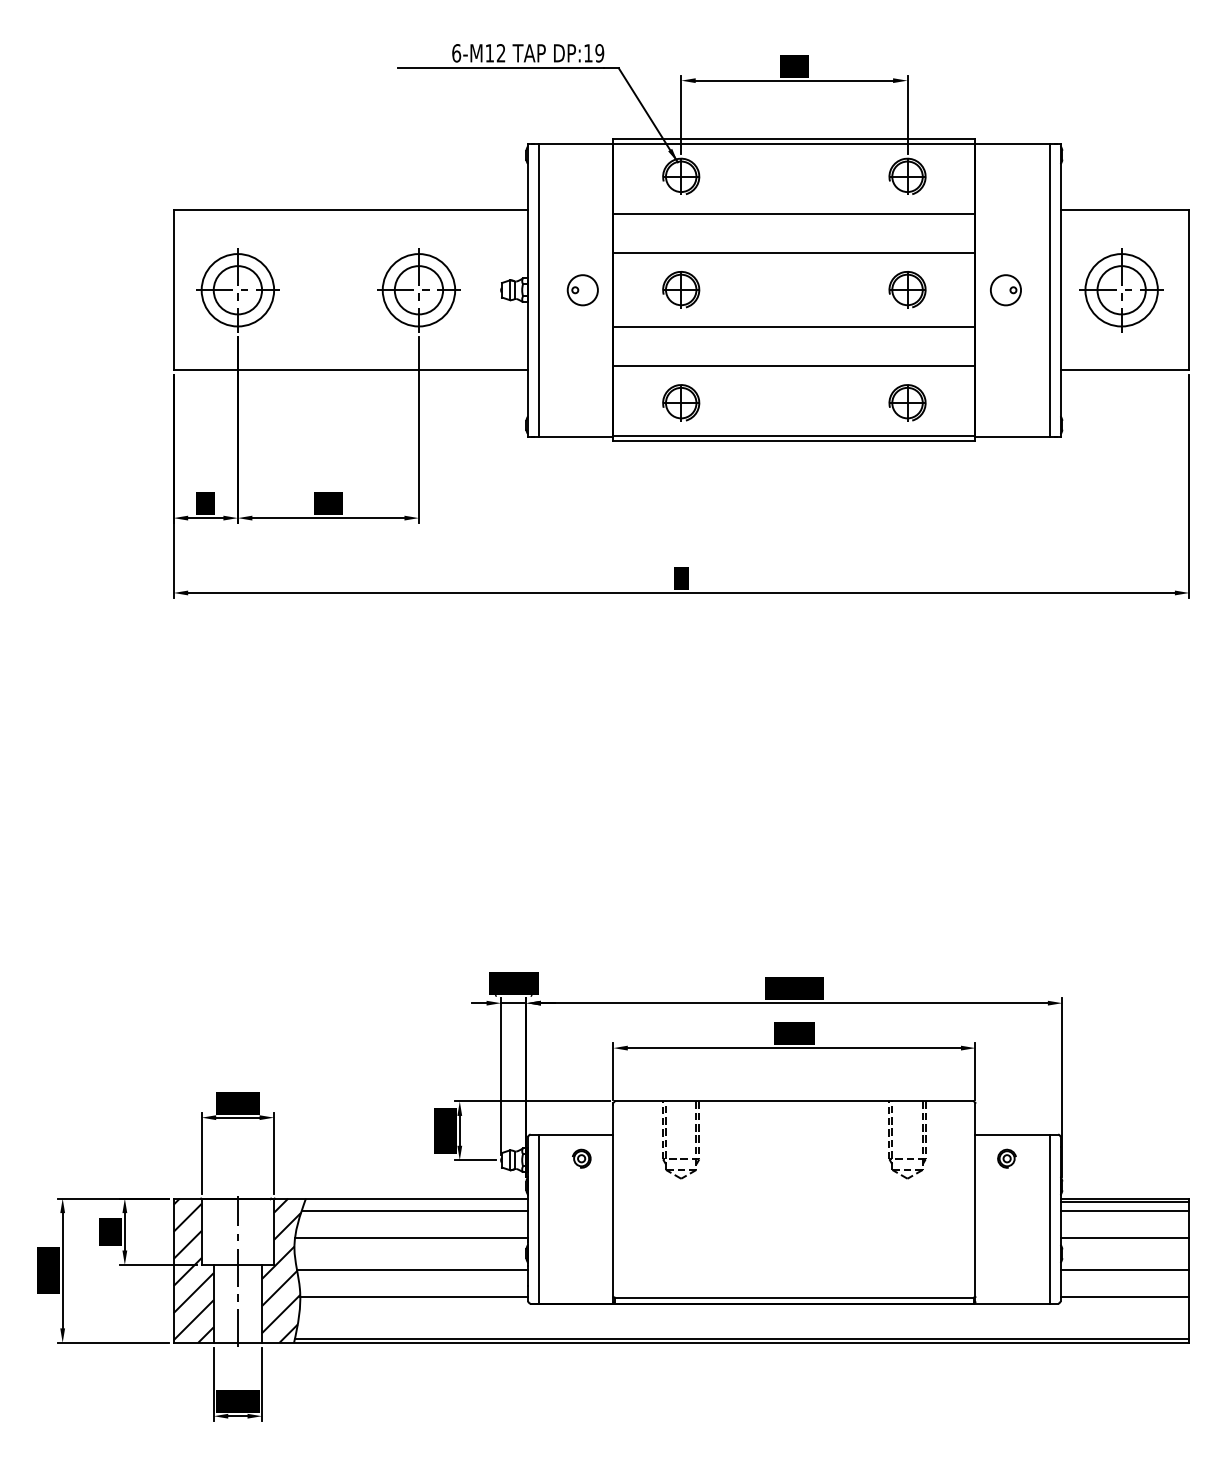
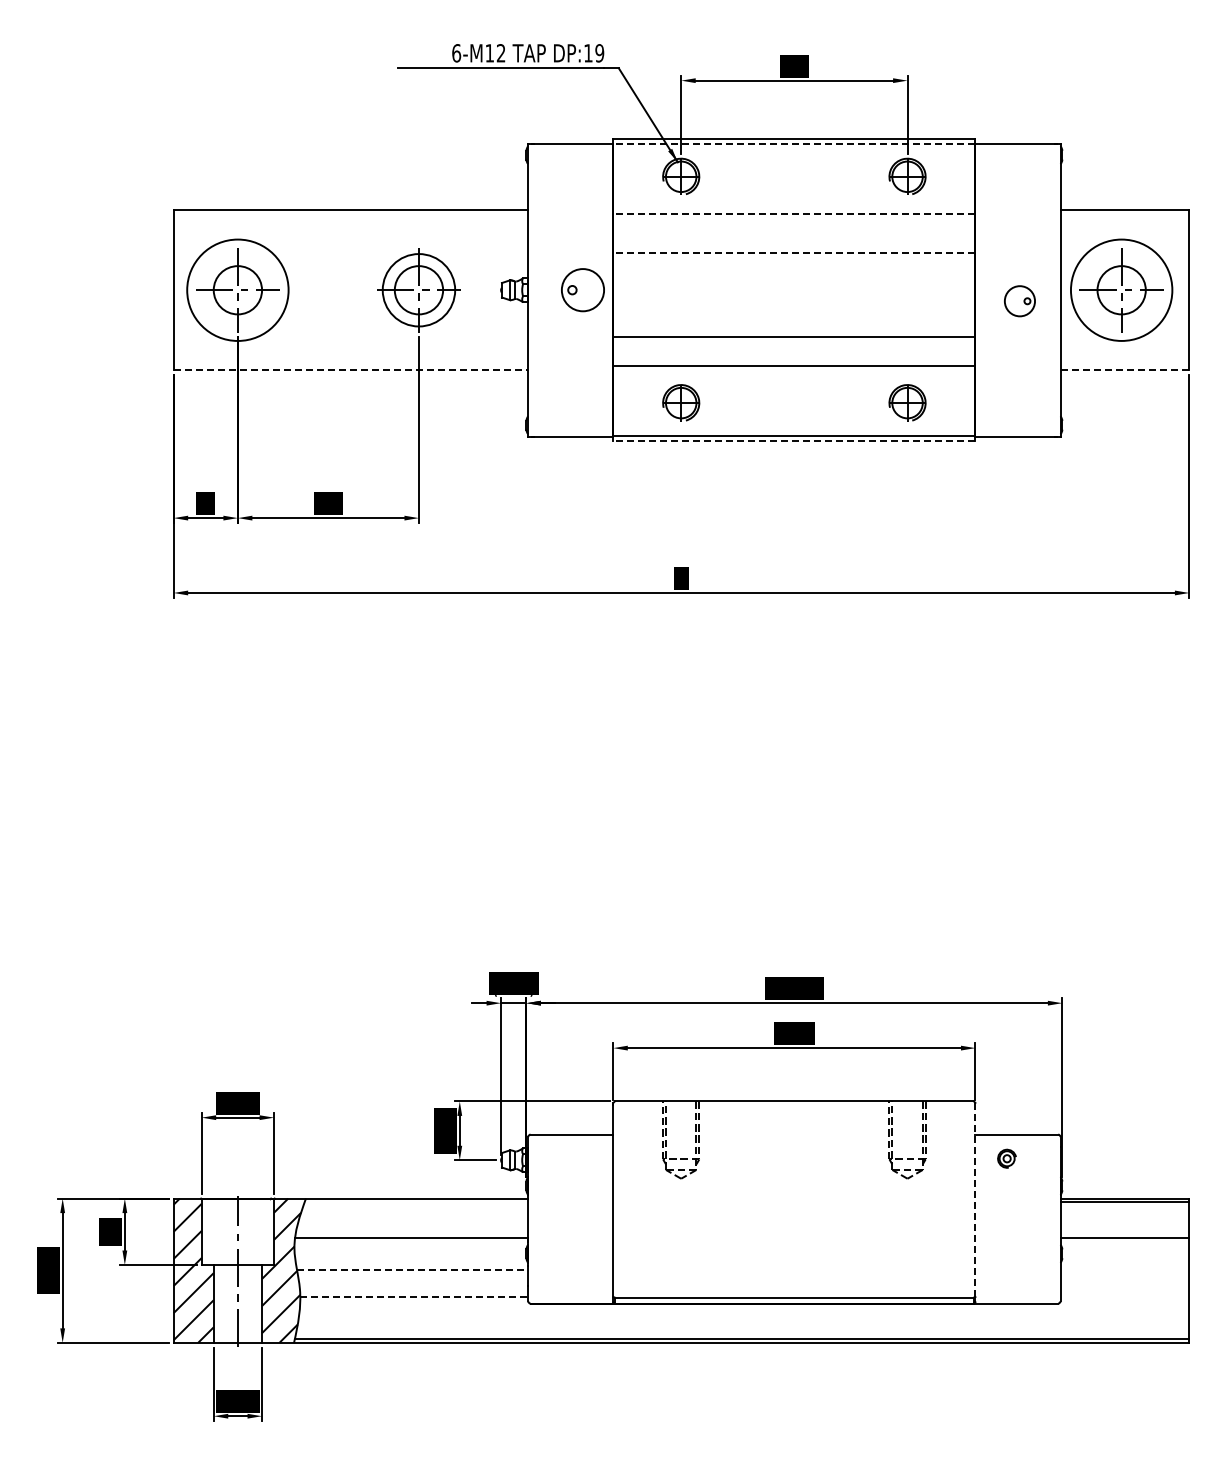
line: solid -> dashed (793, 143)
line: solid -> dashed (793, 213)
line: solid -> dashed (793, 252)
line: present -> none (538, 289)
part: present -> none (681, 289)
part: present -> none (907, 289)
line: present -> none (1049, 289)
circle diameter: 72 px -> 101 px (237, 289)
part size: 33x33 px -> 44x45 px (582, 290)
part position: (1005, 290) -> (1019, 301) (1019, 301)
circle diameter: 72 px -> 101 px (1121, 289)
line position: (794, 327) -> (794, 337) (794, 337)
line: solid -> dashed (351, 370)
line: solid -> dashed (1124, 370)
line: solid -> dashed (793, 441)
part: present -> none (581, 1158)
line: solid -> dashed (975, 1200)
line: present -> none (414, 1210)
line: present -> none (1124, 1210)
line: present -> none (538, 1218)
line: present -> none (1049, 1218)
line: solid -> dashed (412, 1269)
line: present -> none (1124, 1269)
line: solid -> dashed (414, 1297)
line: present -> none (1124, 1297)
